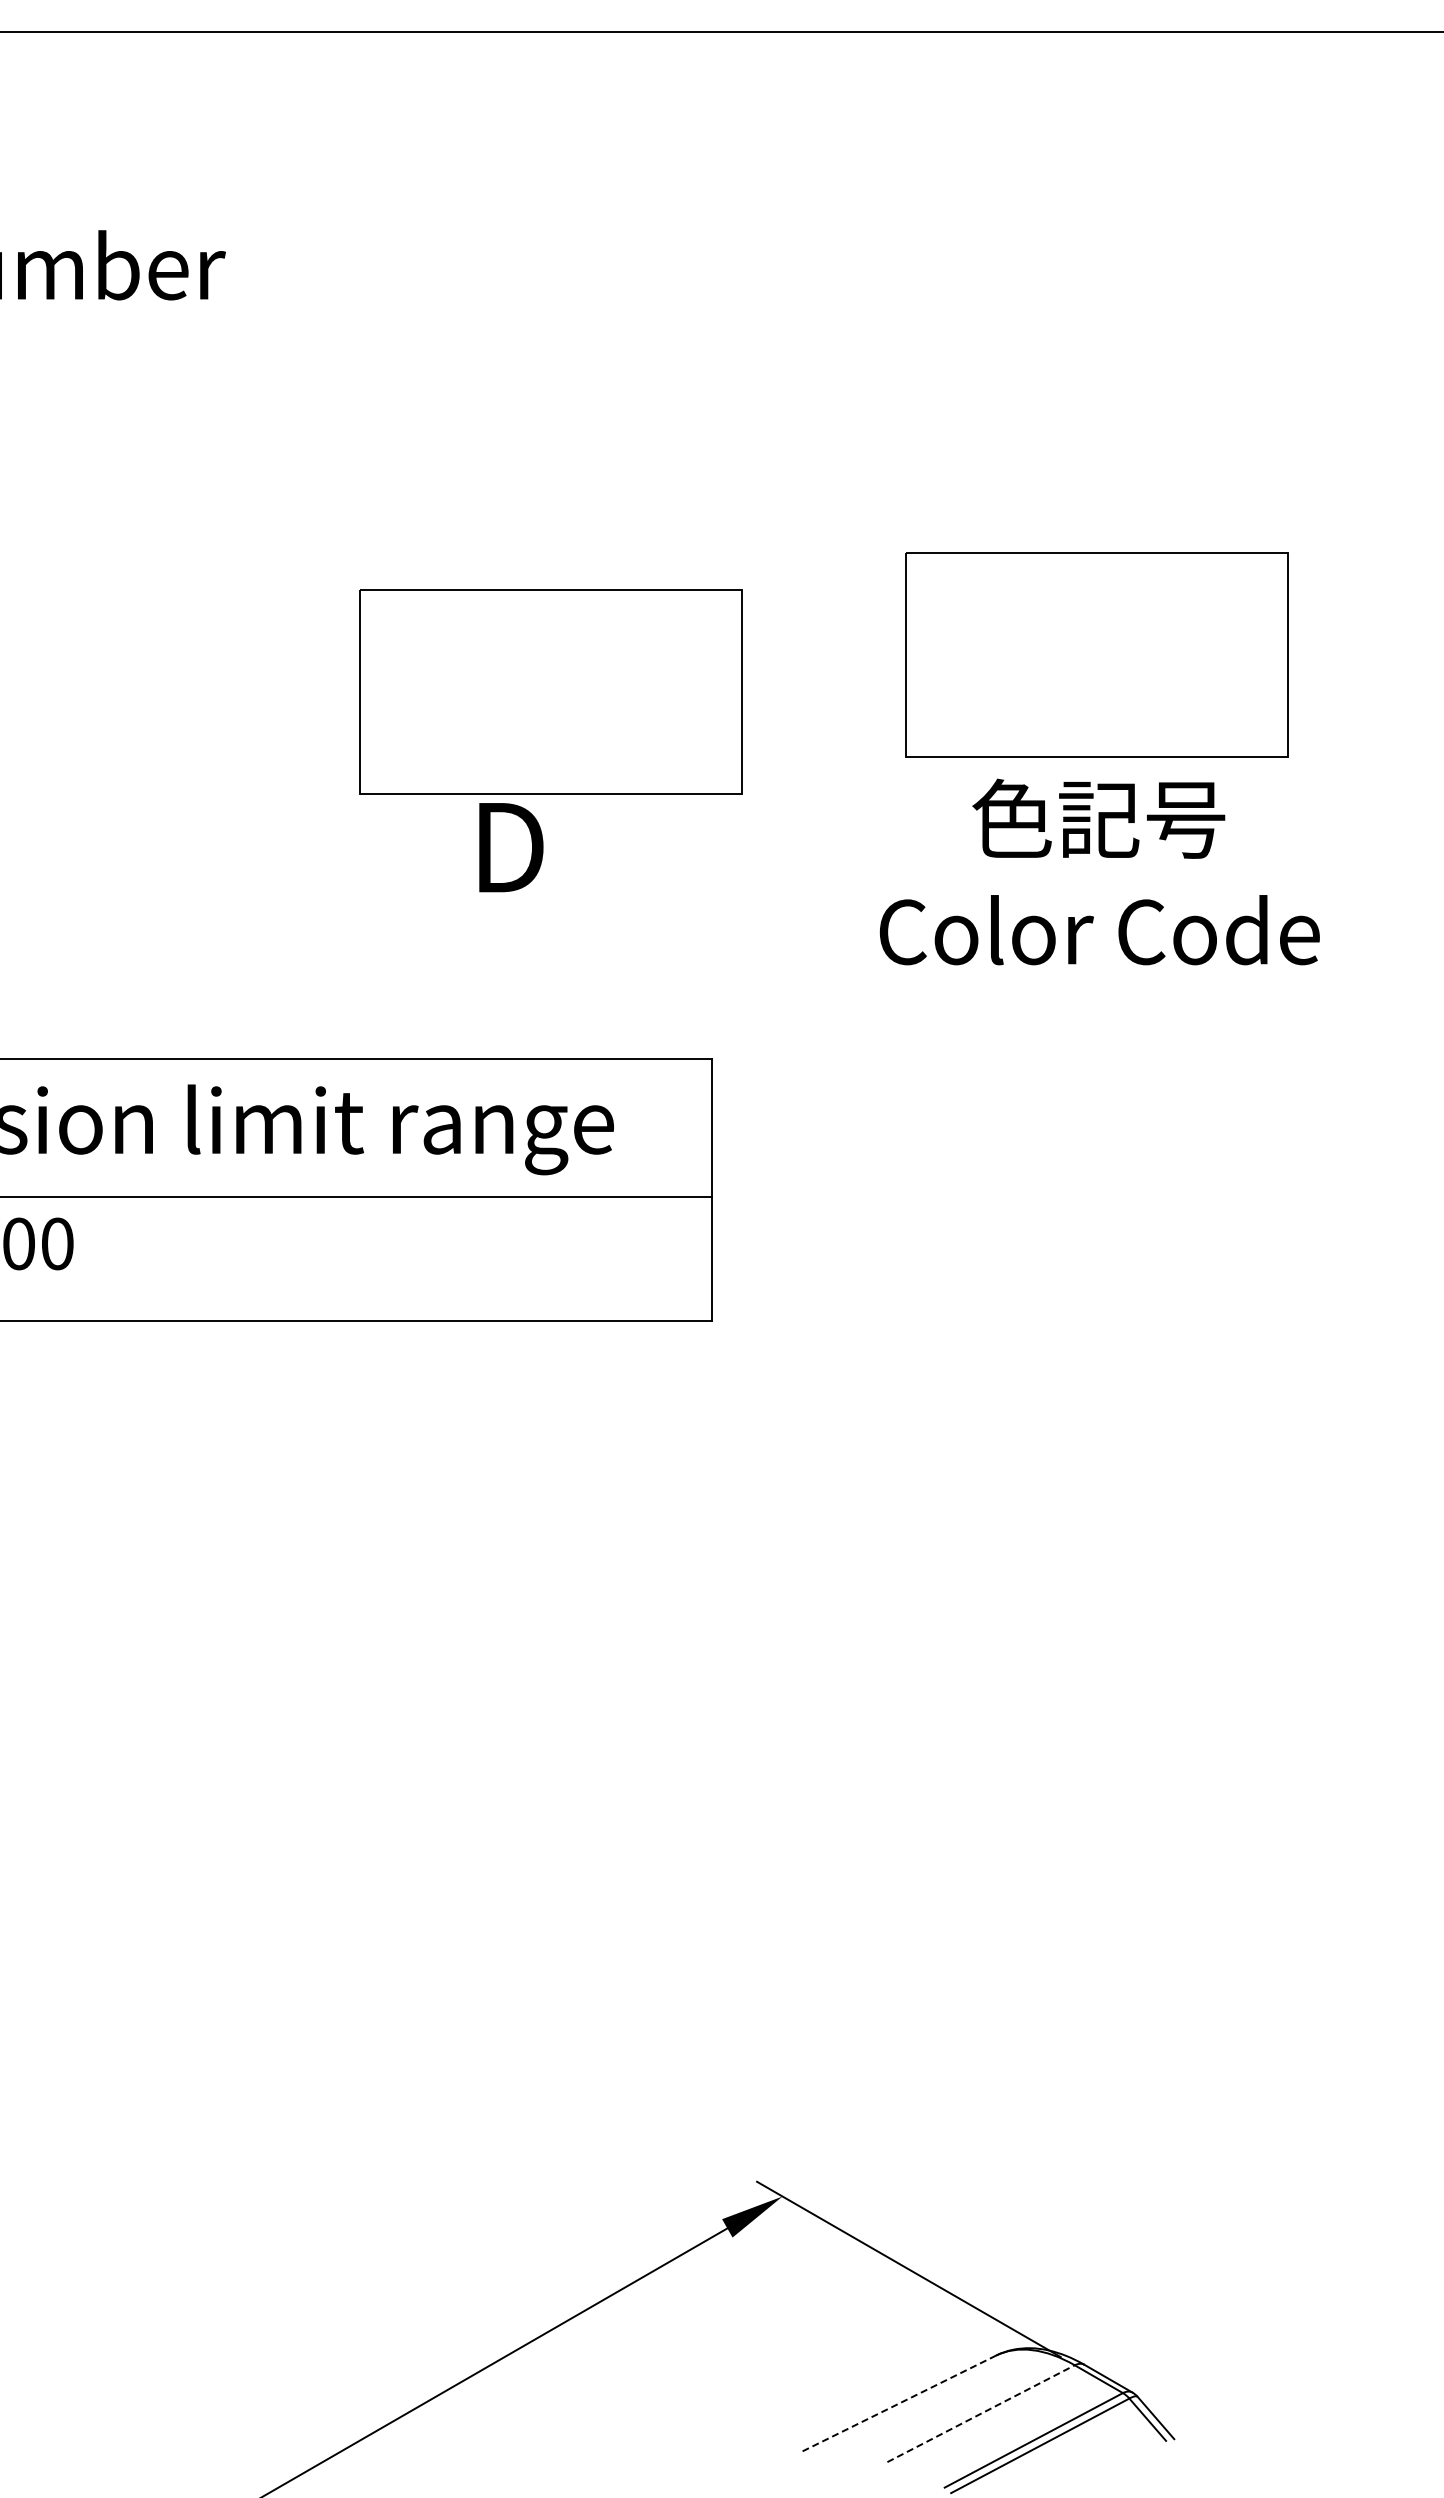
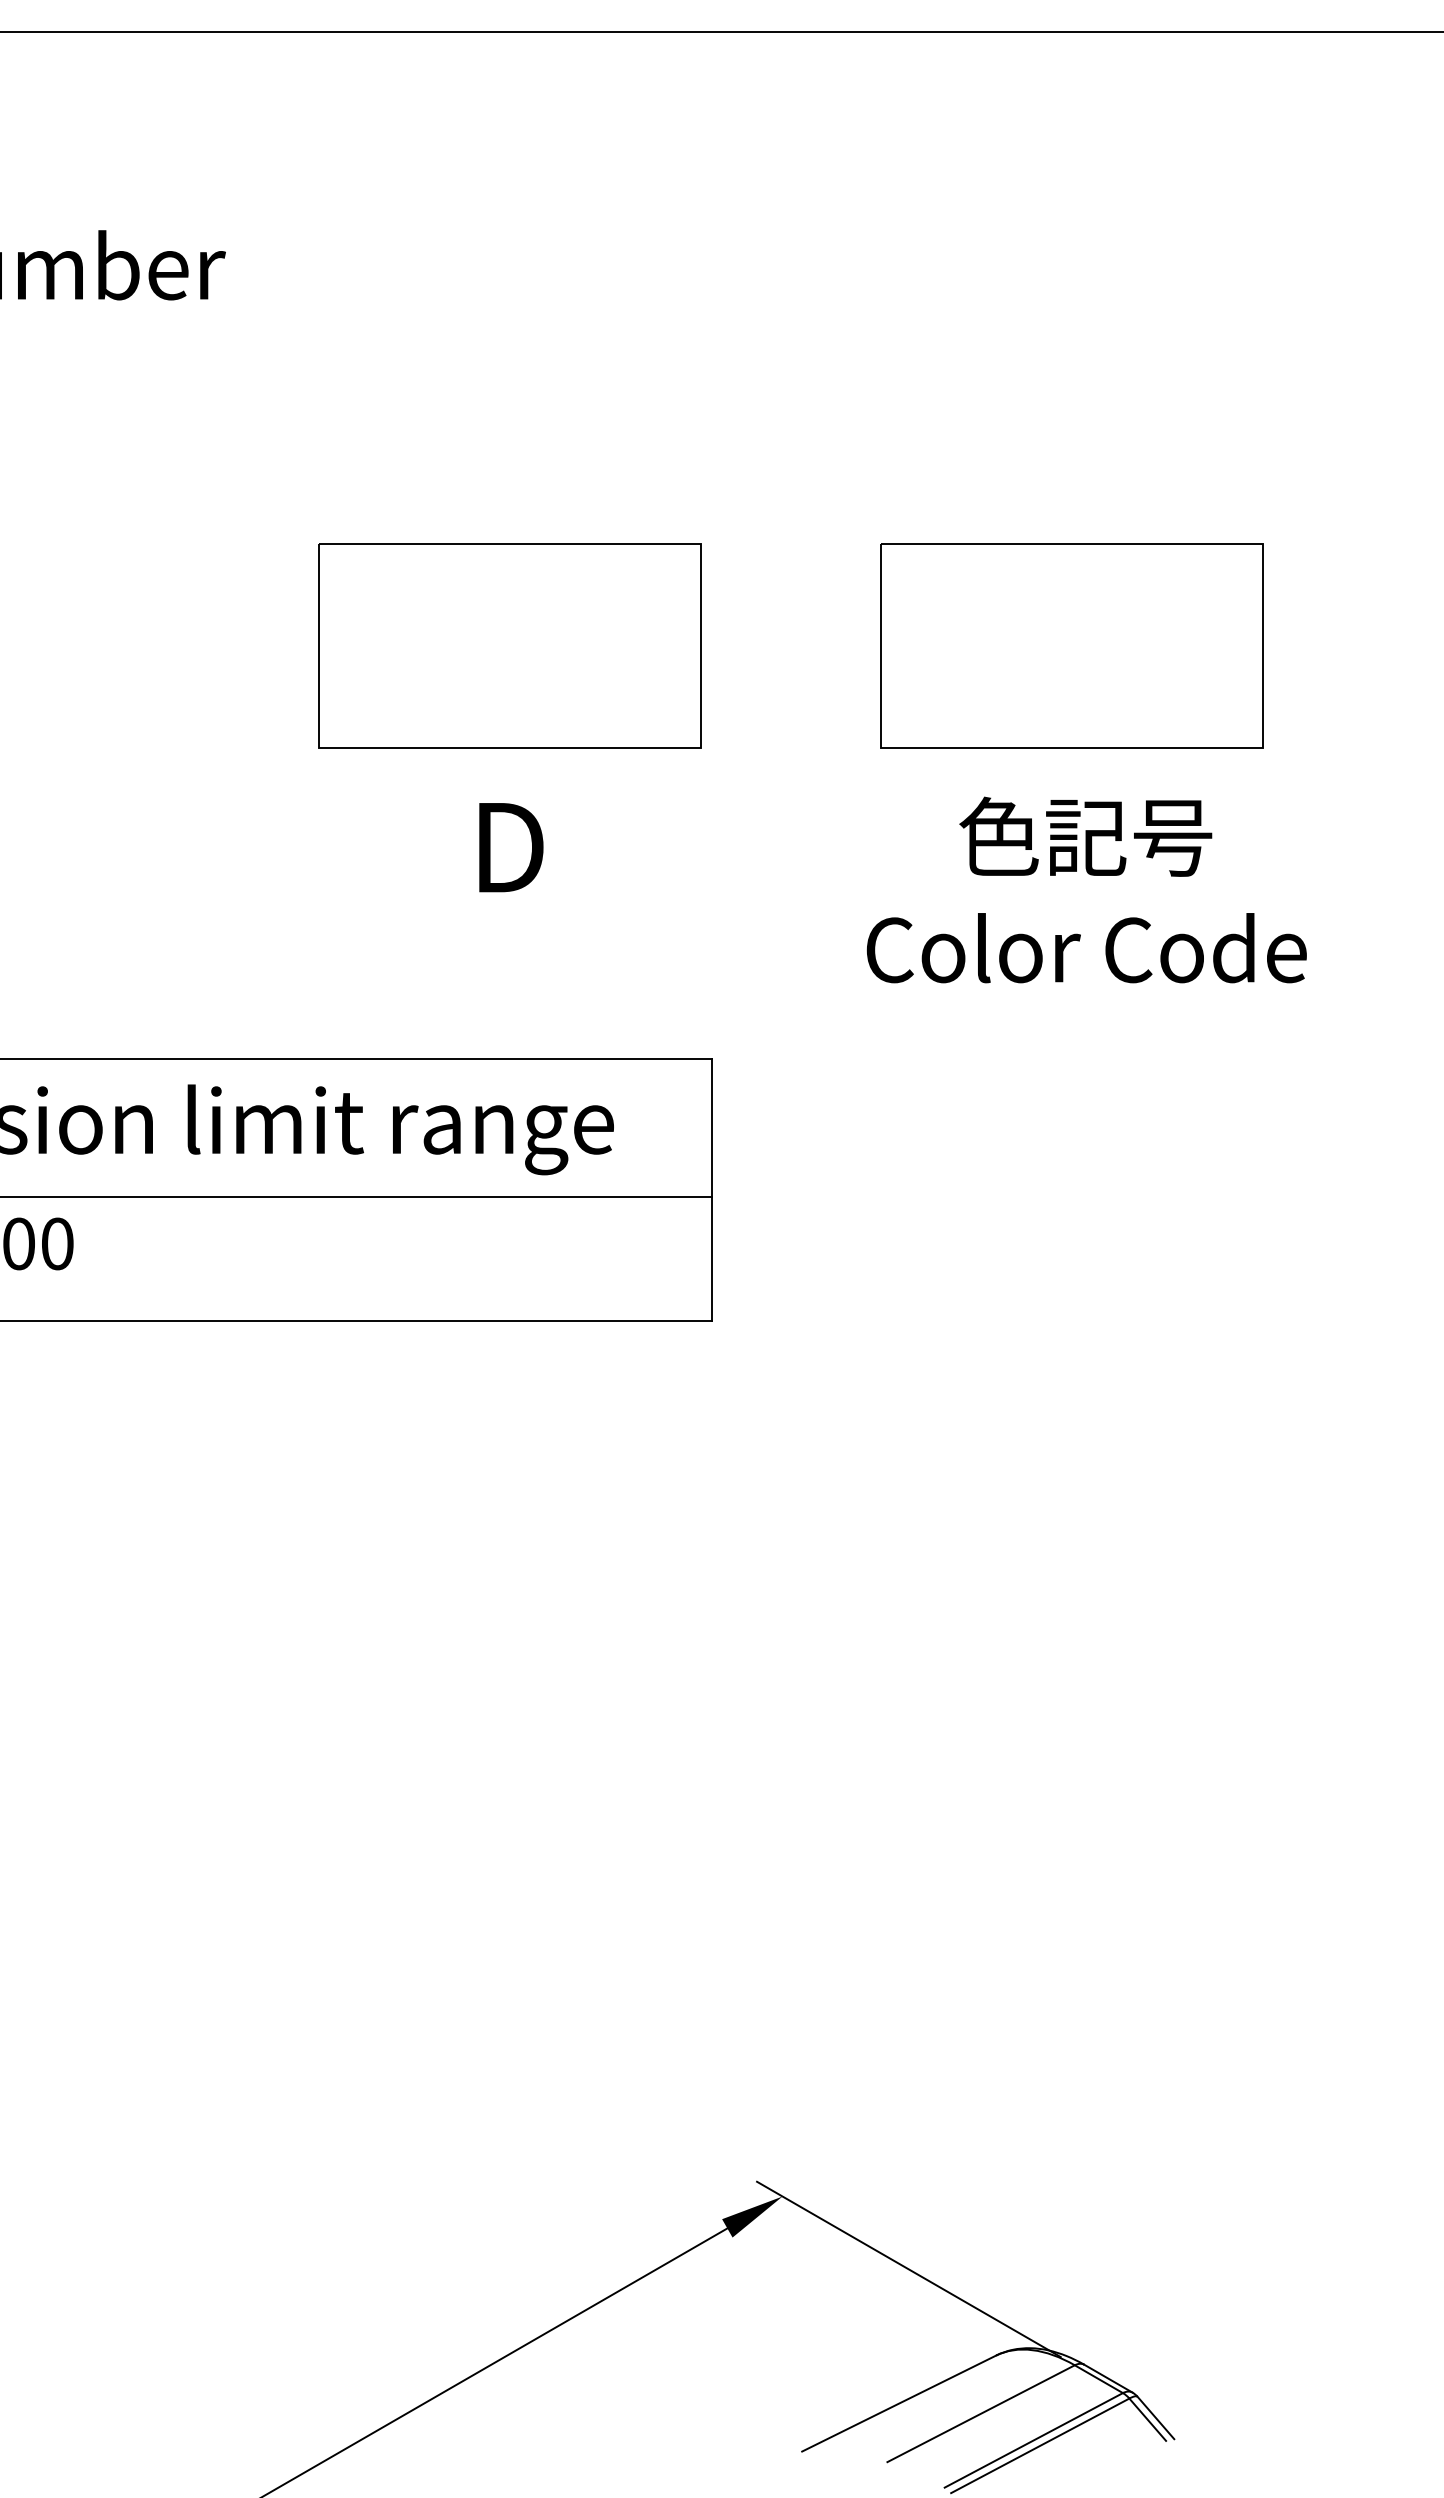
part position: (1096, 654) -> (1071, 645) (1071, 645)
part position: (550, 691) -> (509, 645) (509, 645)
text position: (1099, 871) -> (1086, 889) (1086, 889)
line: dashed -> solid (898, 2403)
line: dashed -> solid (981, 2413)
